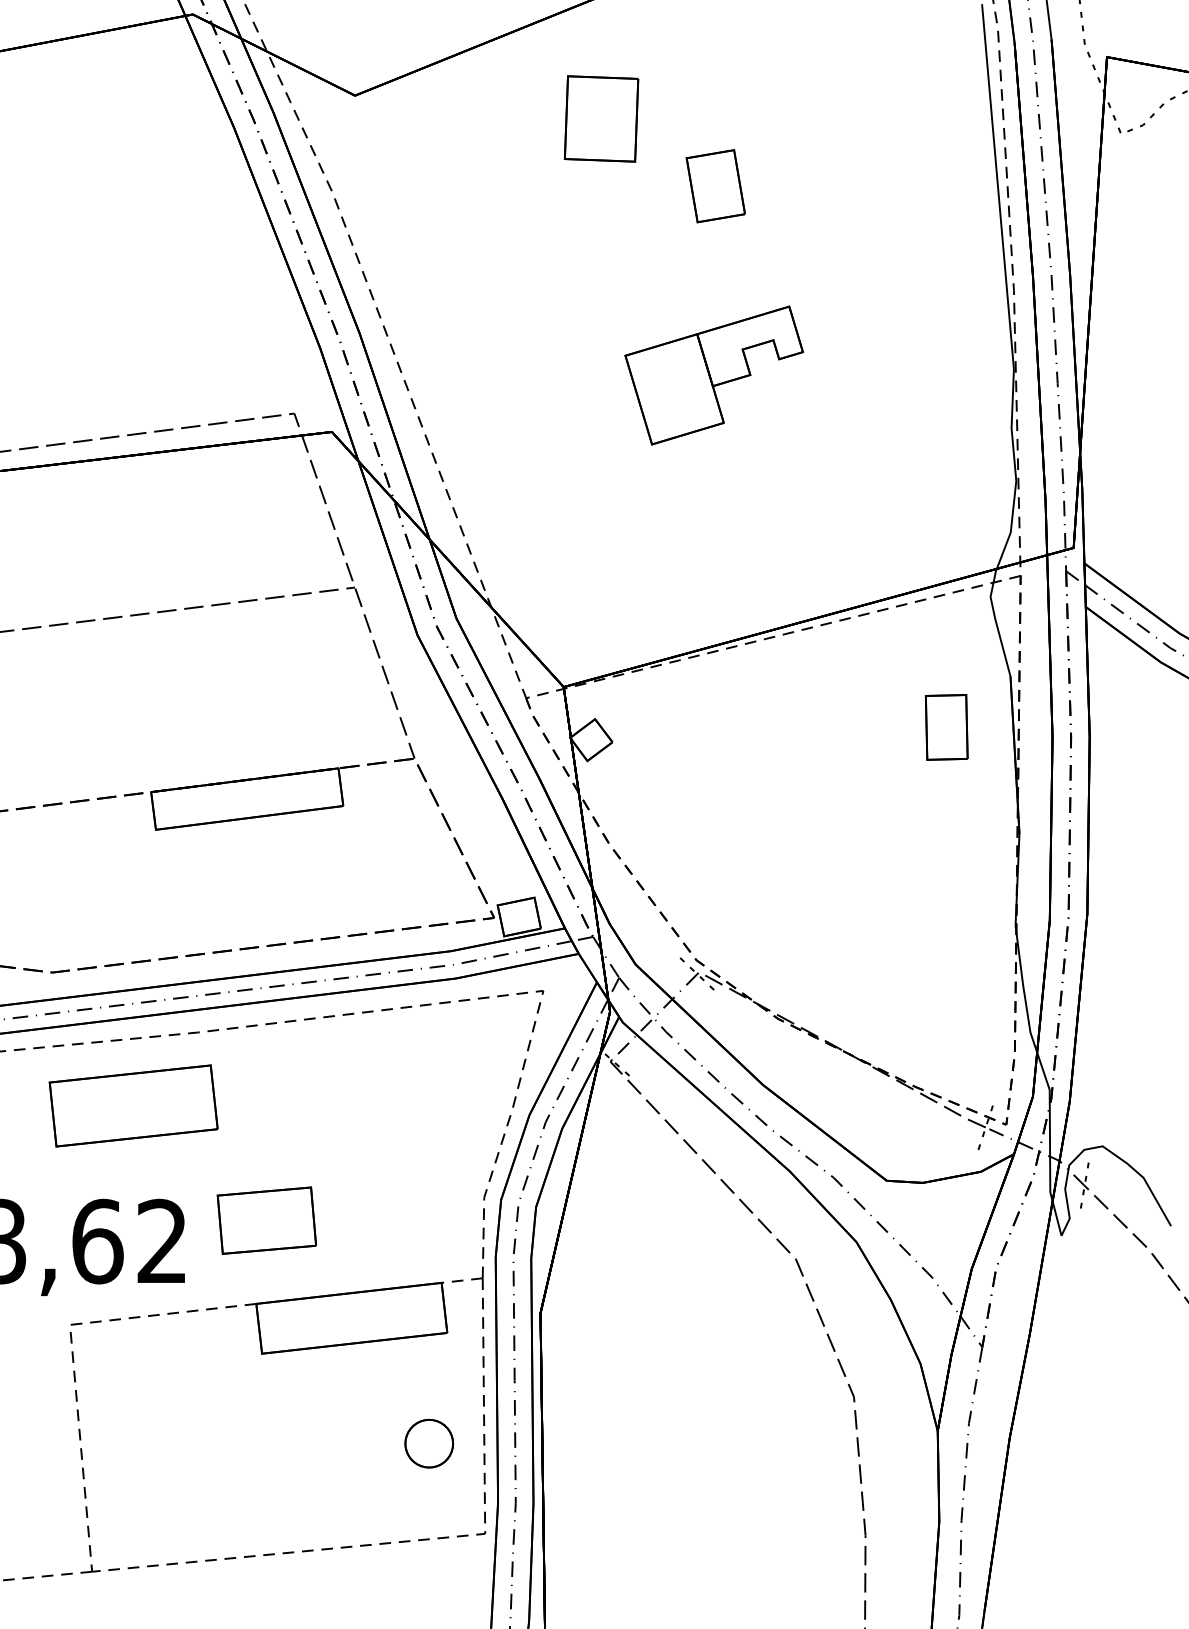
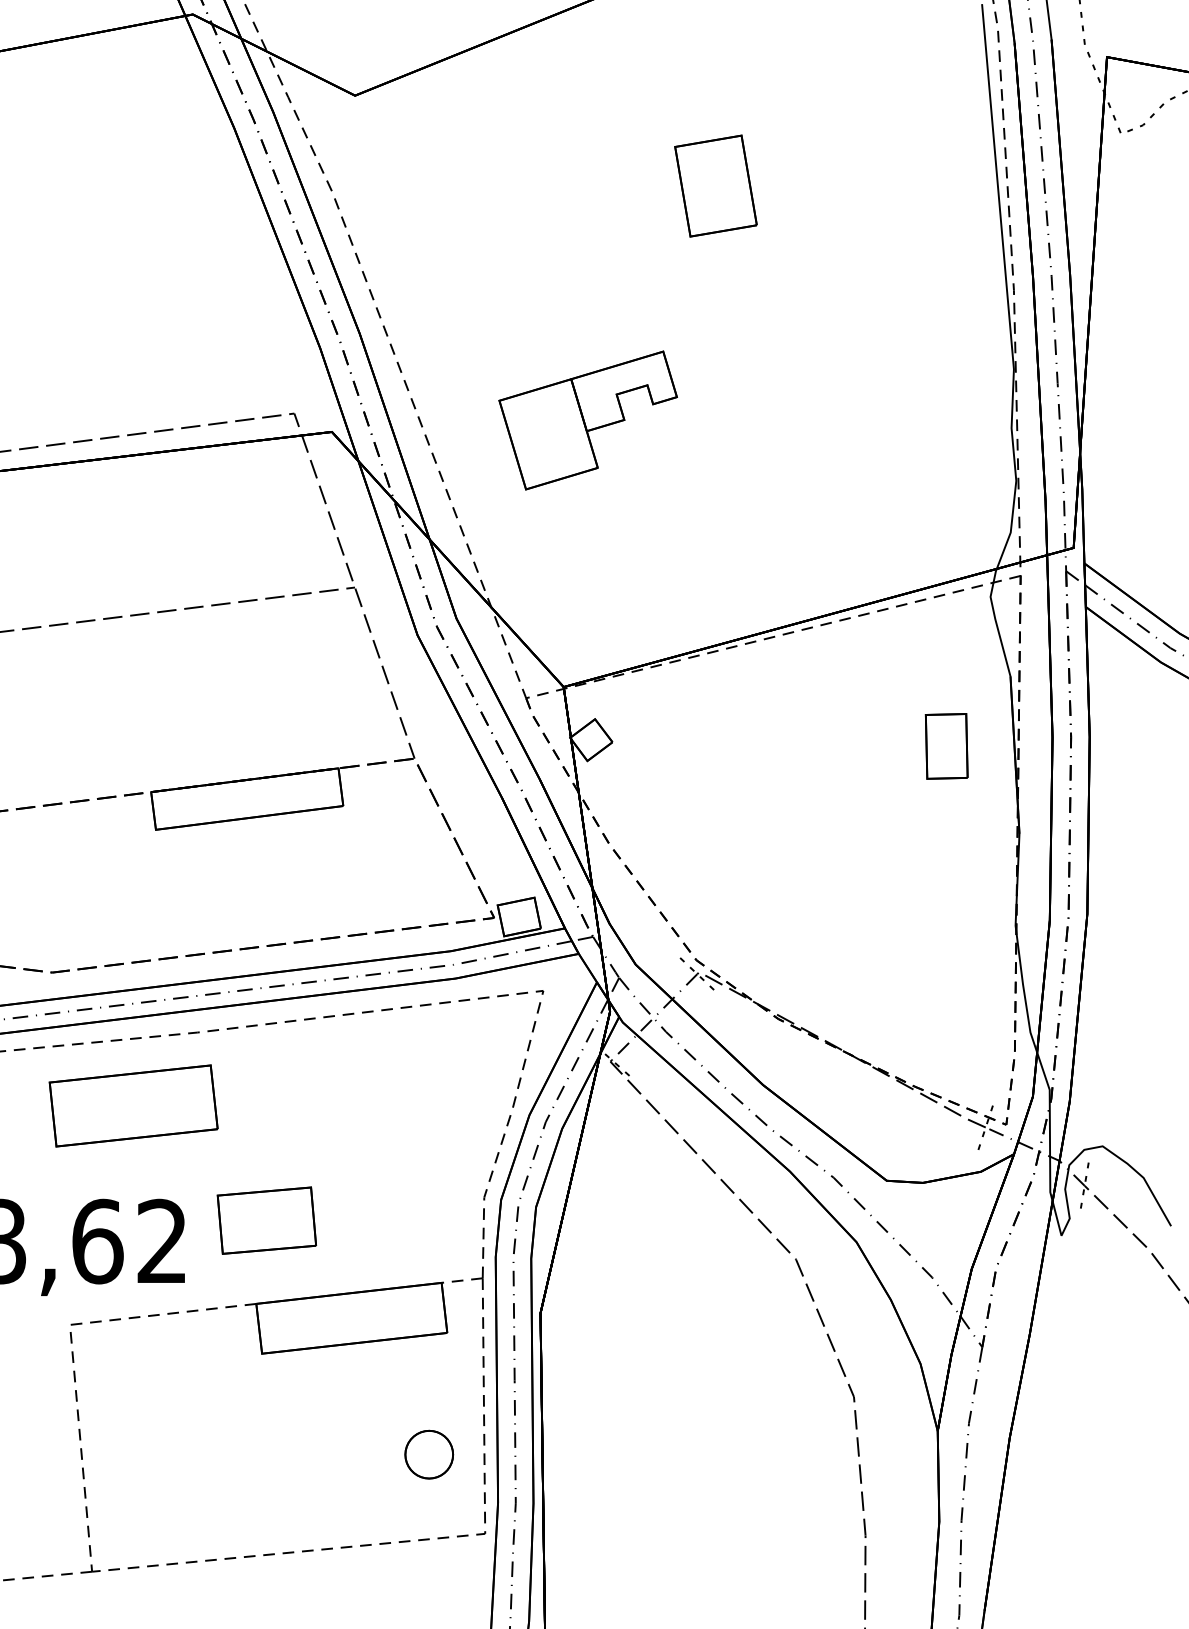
part: present -> none (601, 118)
part size: 61x75 px -> 84x104 px (715, 185)
part position: (713, 375) -> (587, 420) (587, 420)
part position: (946, 727) -> (946, 746) (946, 746)
part position: (429, 1443) -> (429, 1454) (429, 1454)
